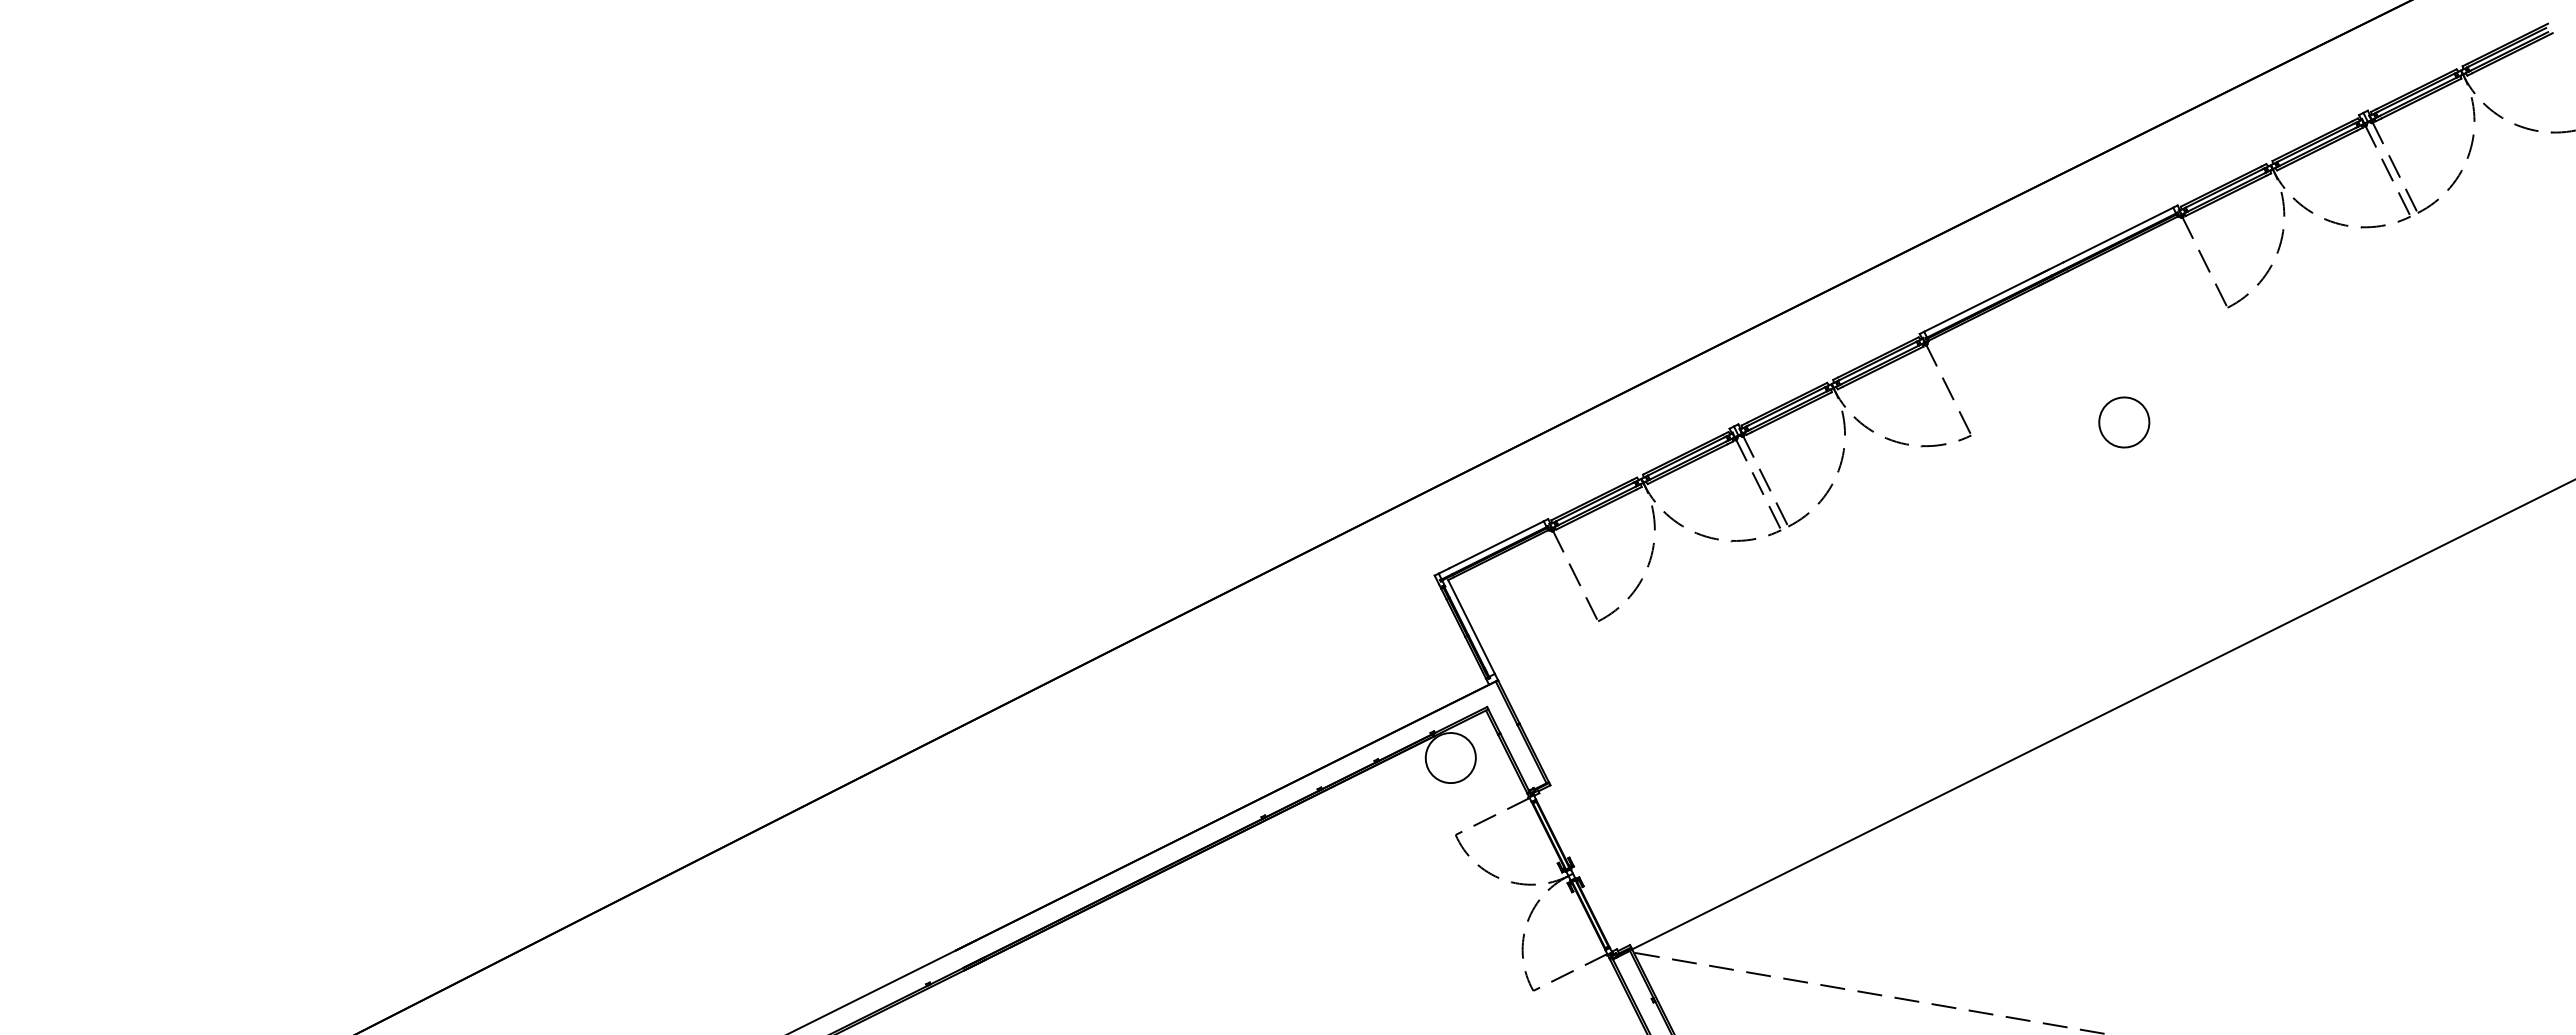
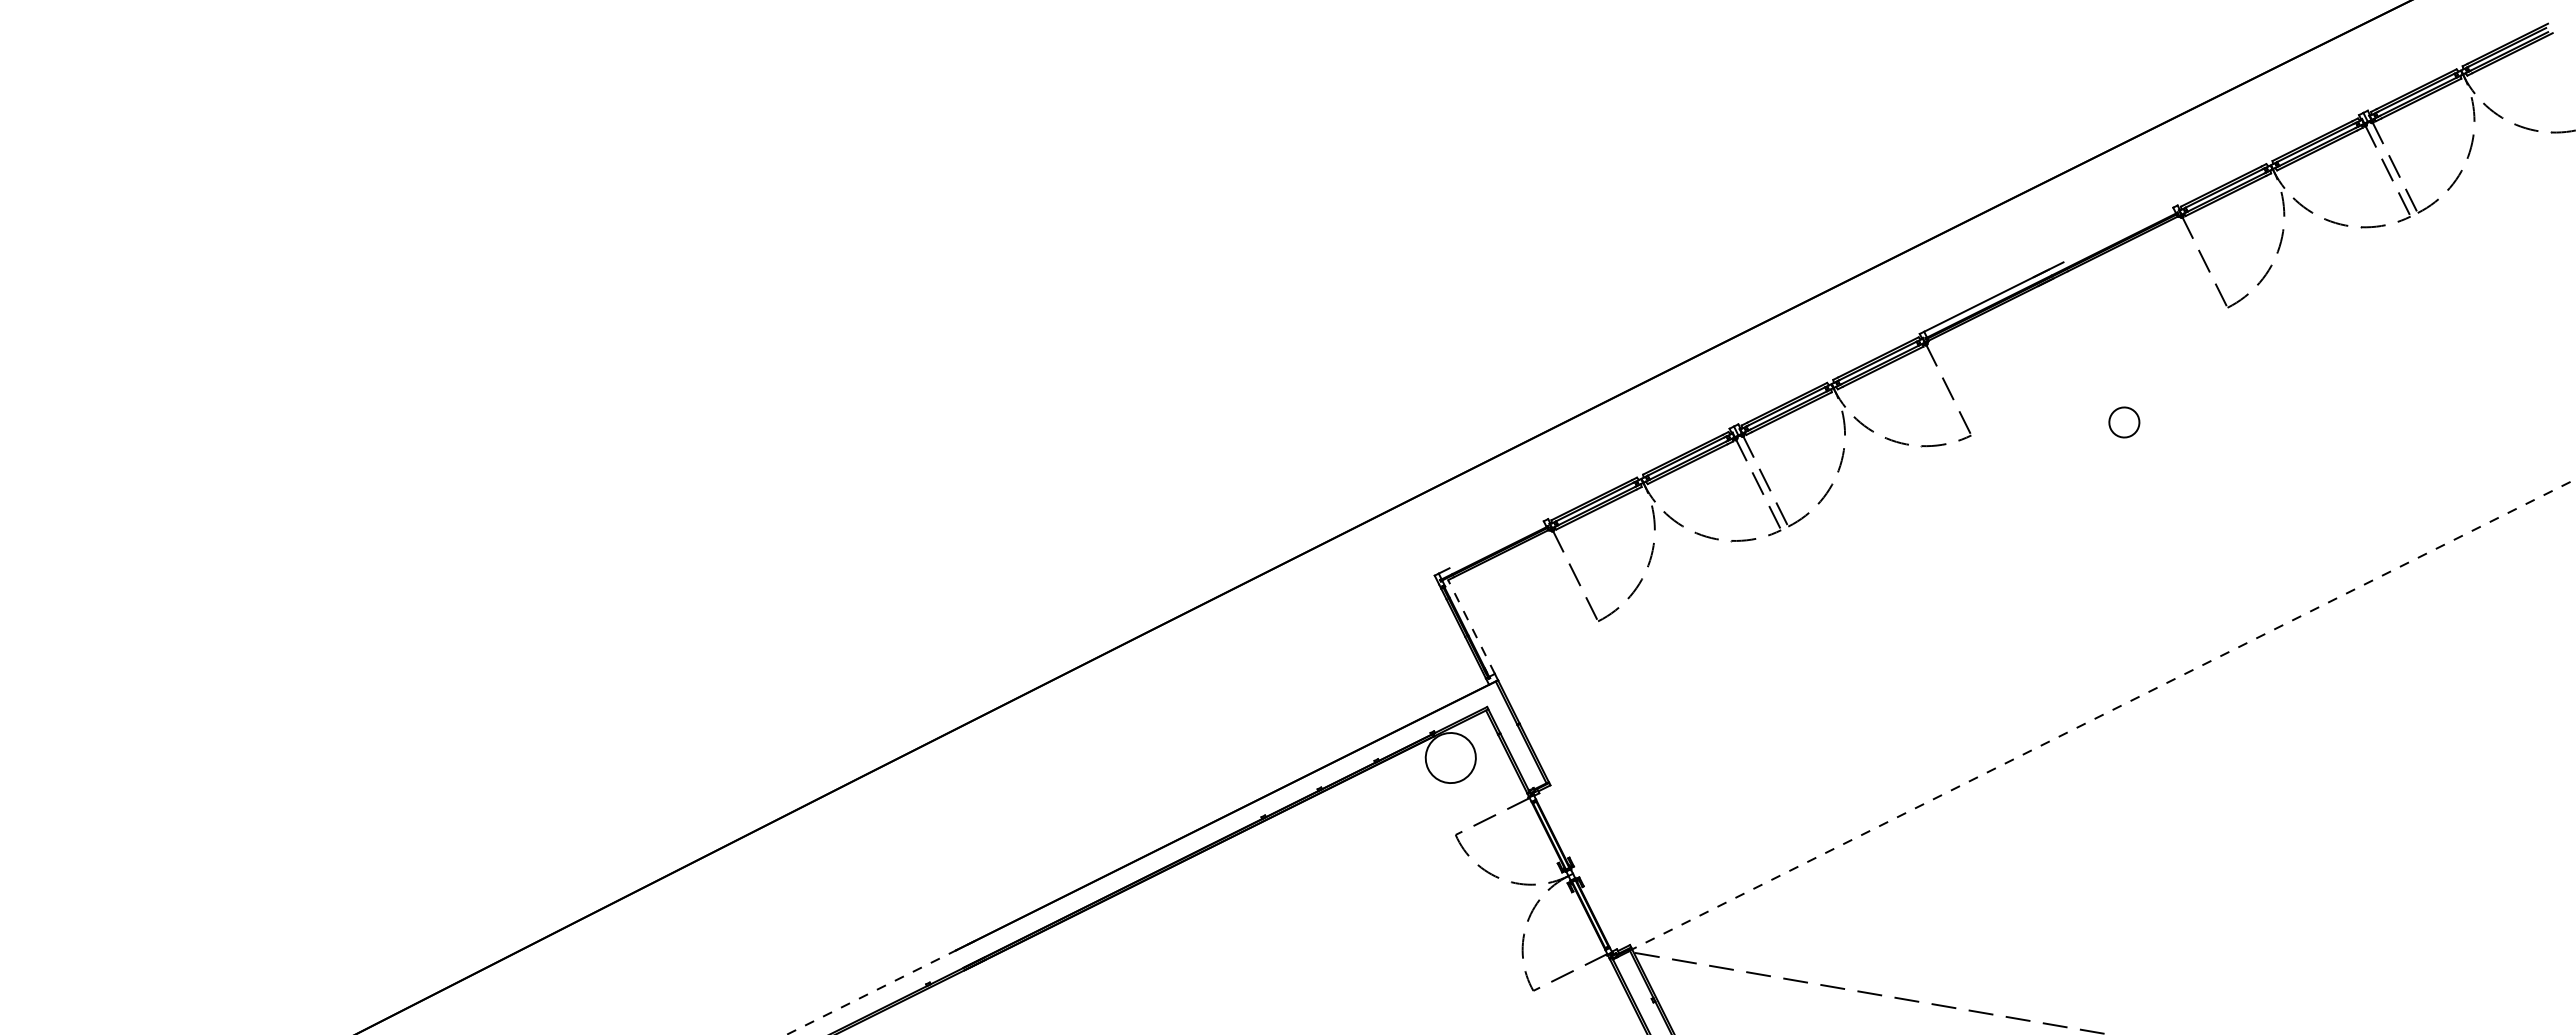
line: present -> none (2118, 234)
part size: 53x53 px -> 33x33 px (2124, 422)
line: present -> none (1496, 544)
line: solid -> dashed (1471, 626)
line: solid -> dashed (2102, 715)
line: solid -> dashed (881, 987)
